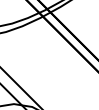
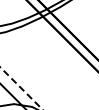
line: solid -> dashed (21, 88)
